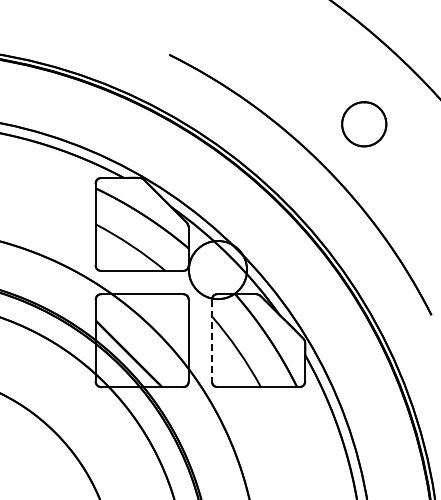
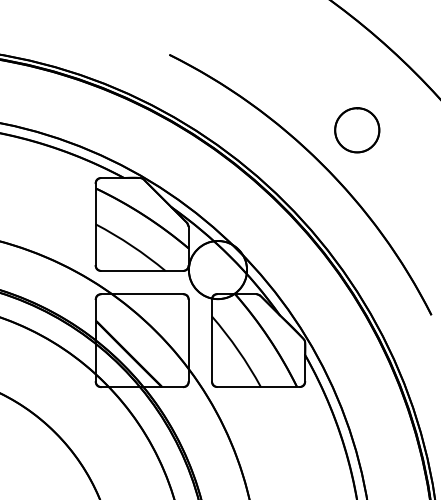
part position: (364, 124) -> (357, 130) (357, 130)
line: dashed -> solid (211, 340)
